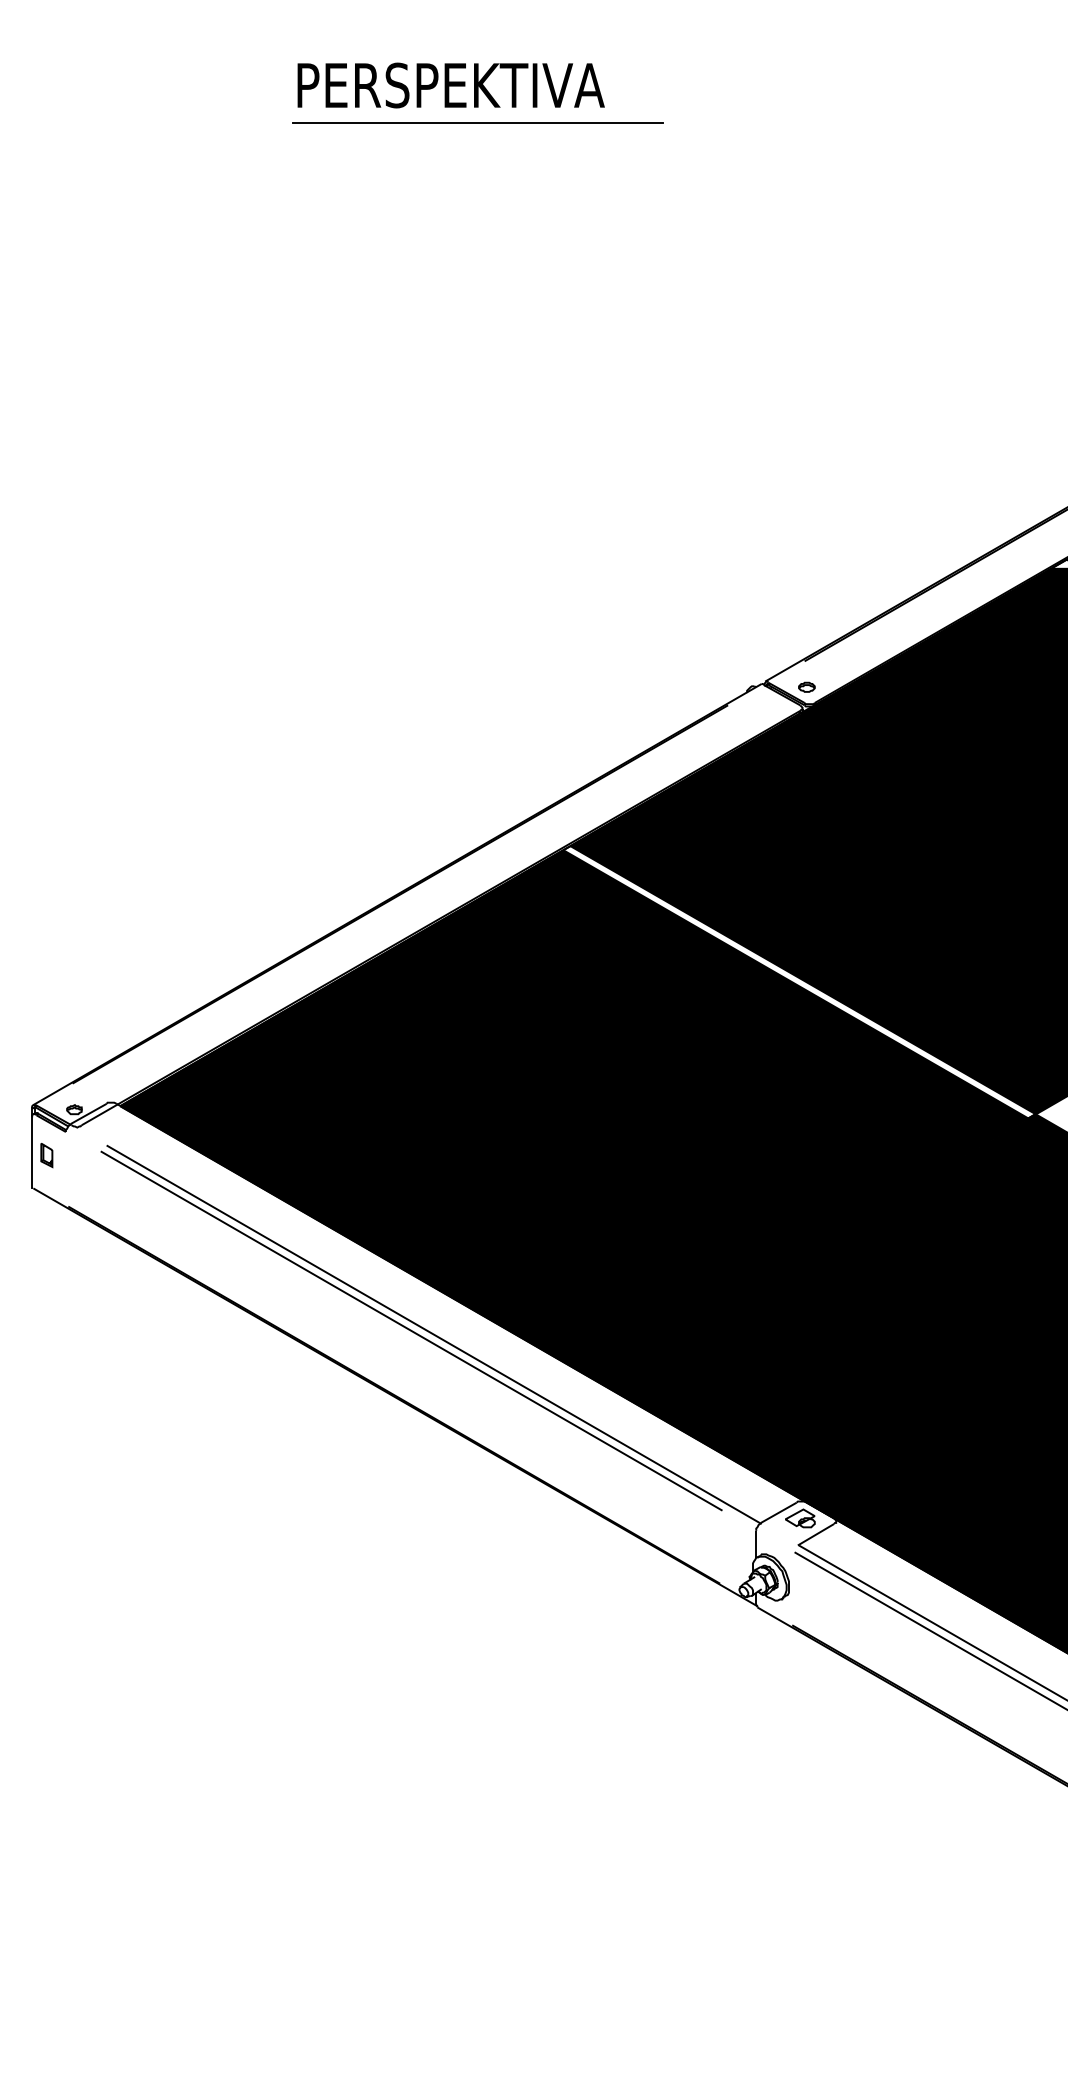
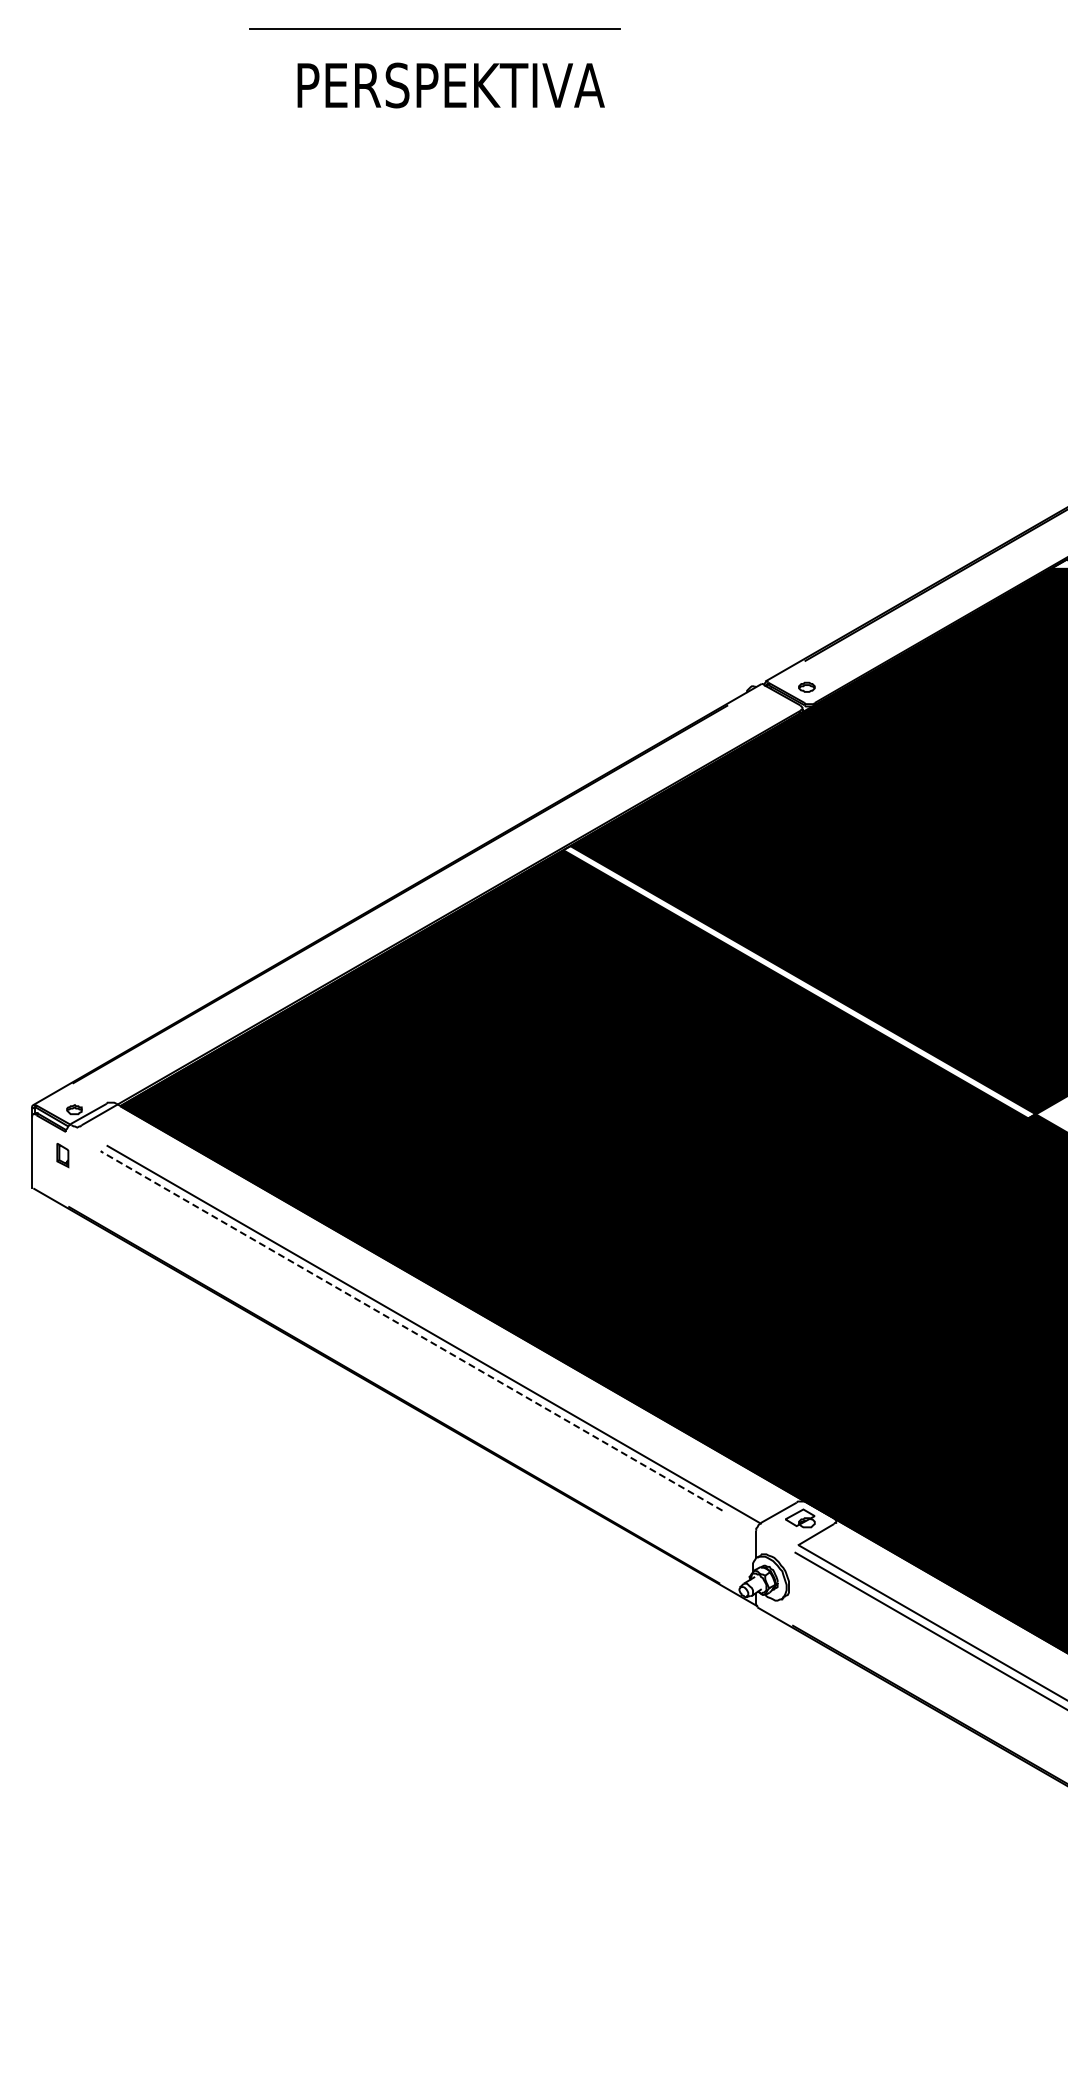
line position: (477, 122) -> (434, 28) (434, 28)
part position: (46, 1155) -> (62, 1155) (62, 1155)
line: solid -> dashed (411, 1330)
